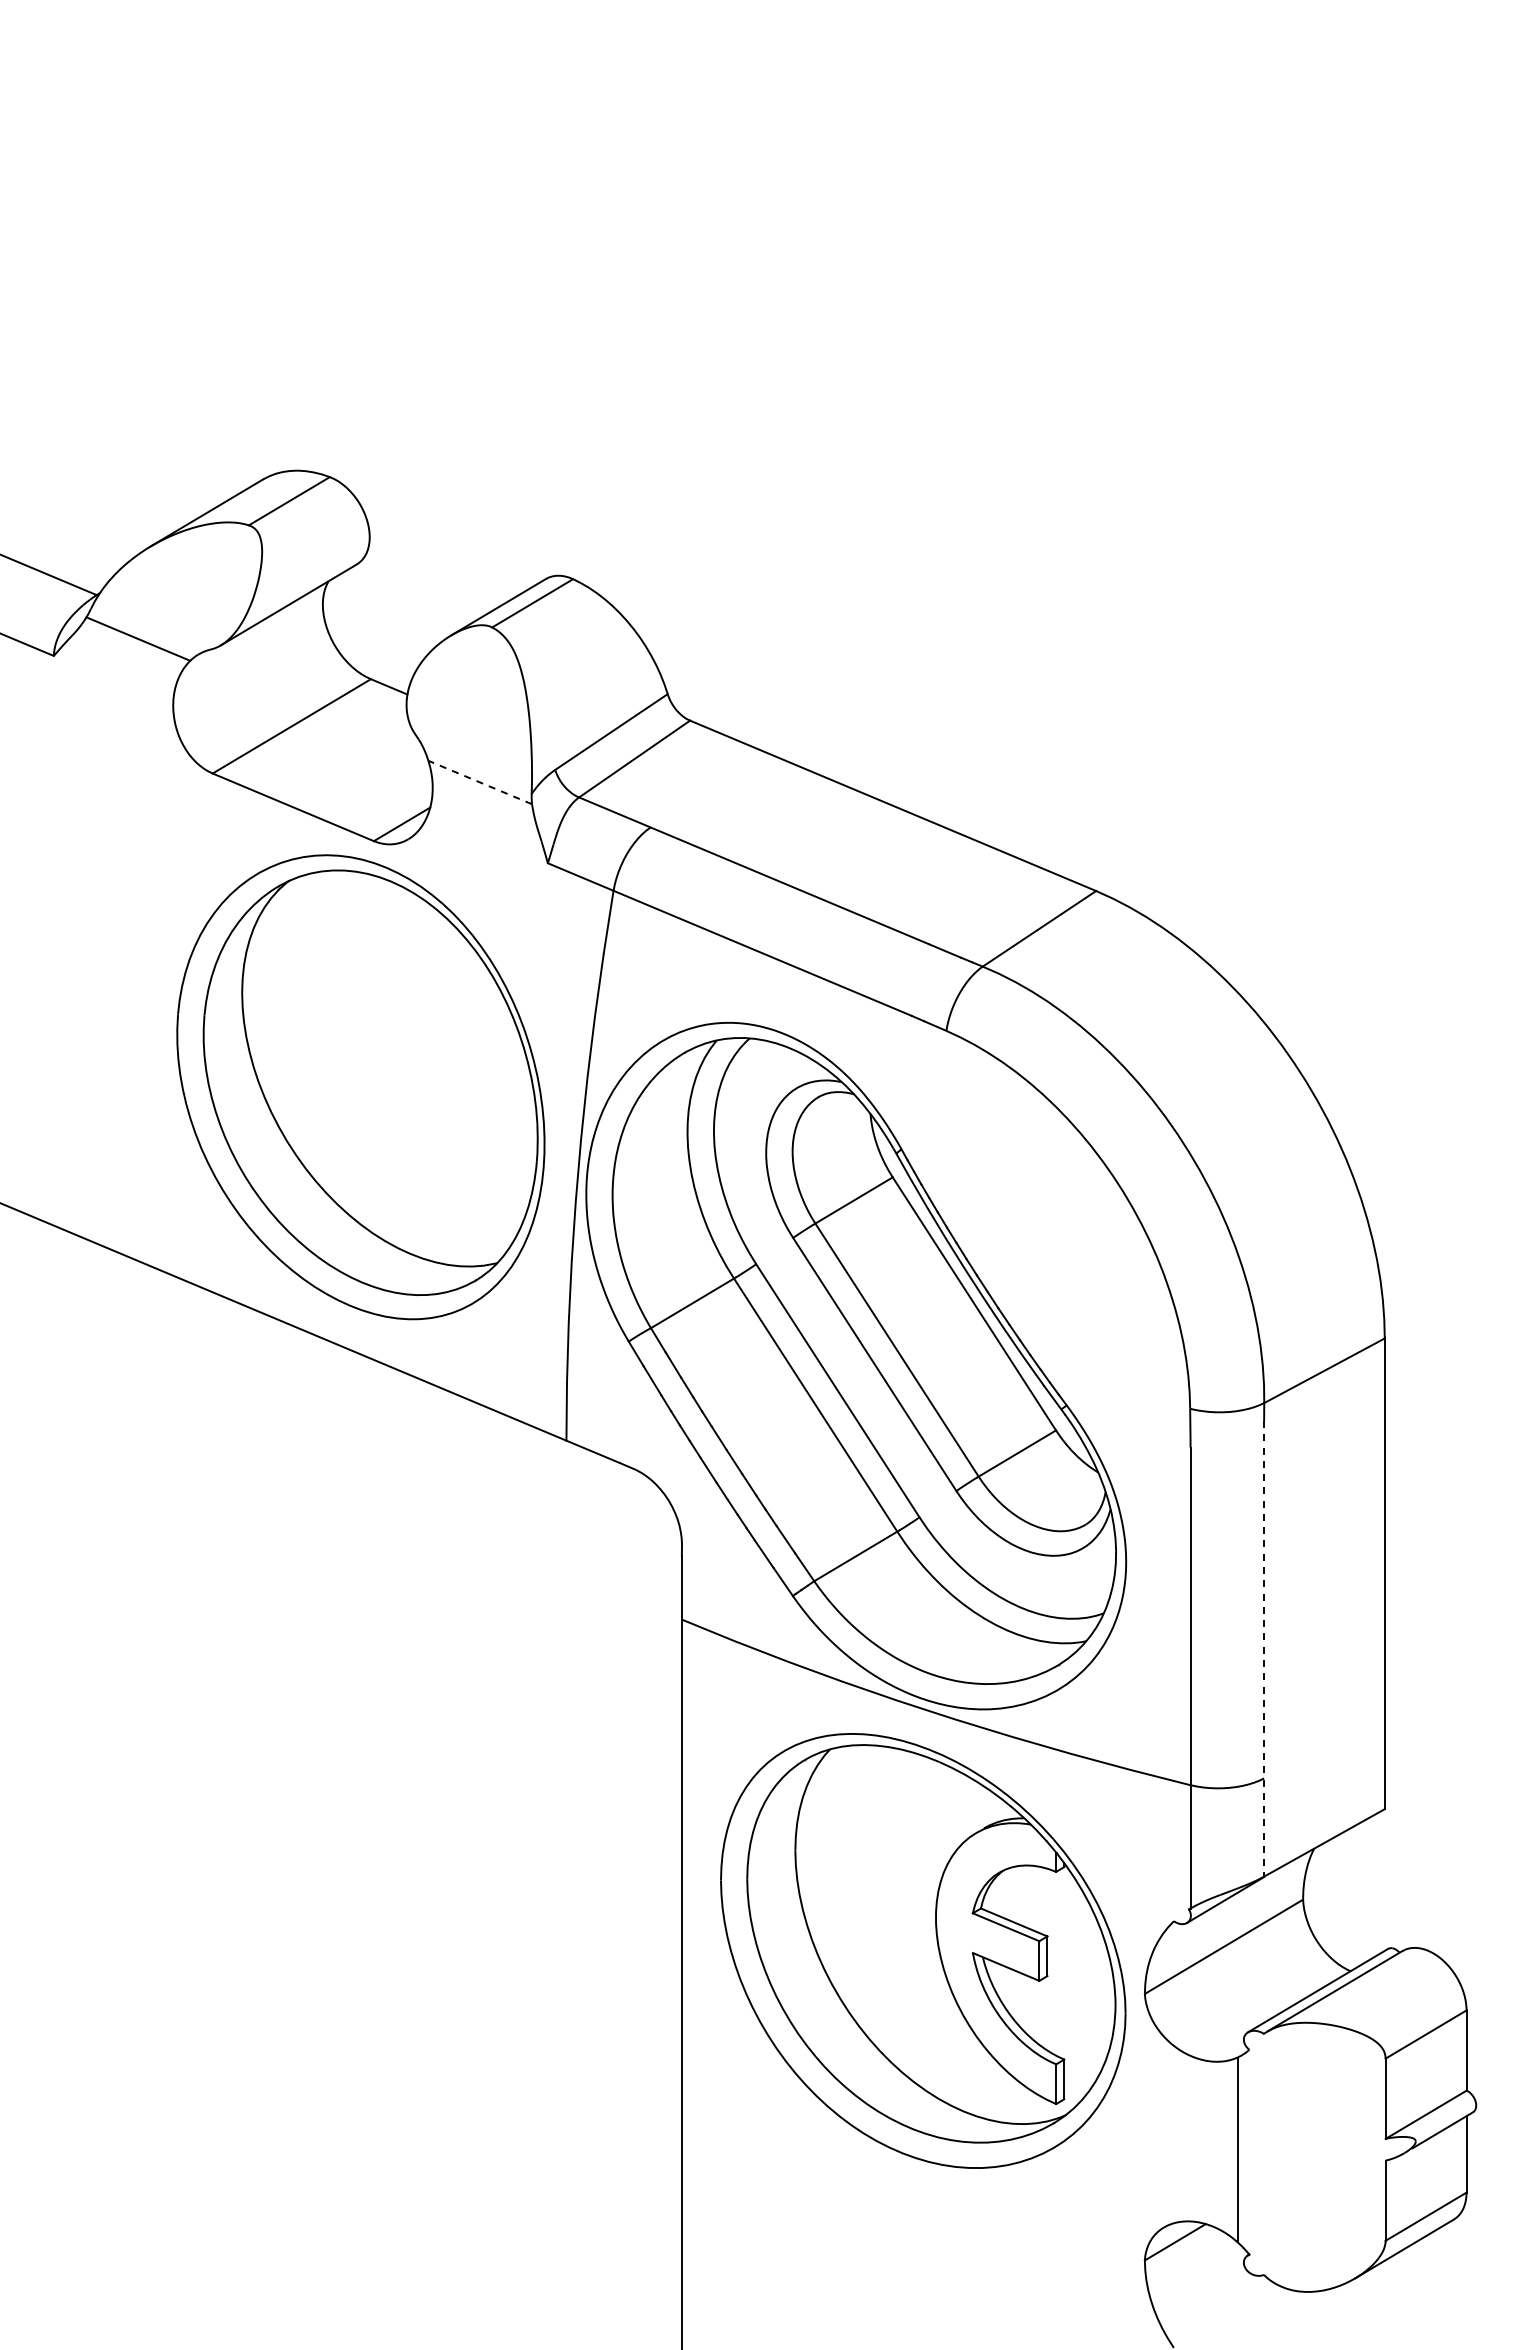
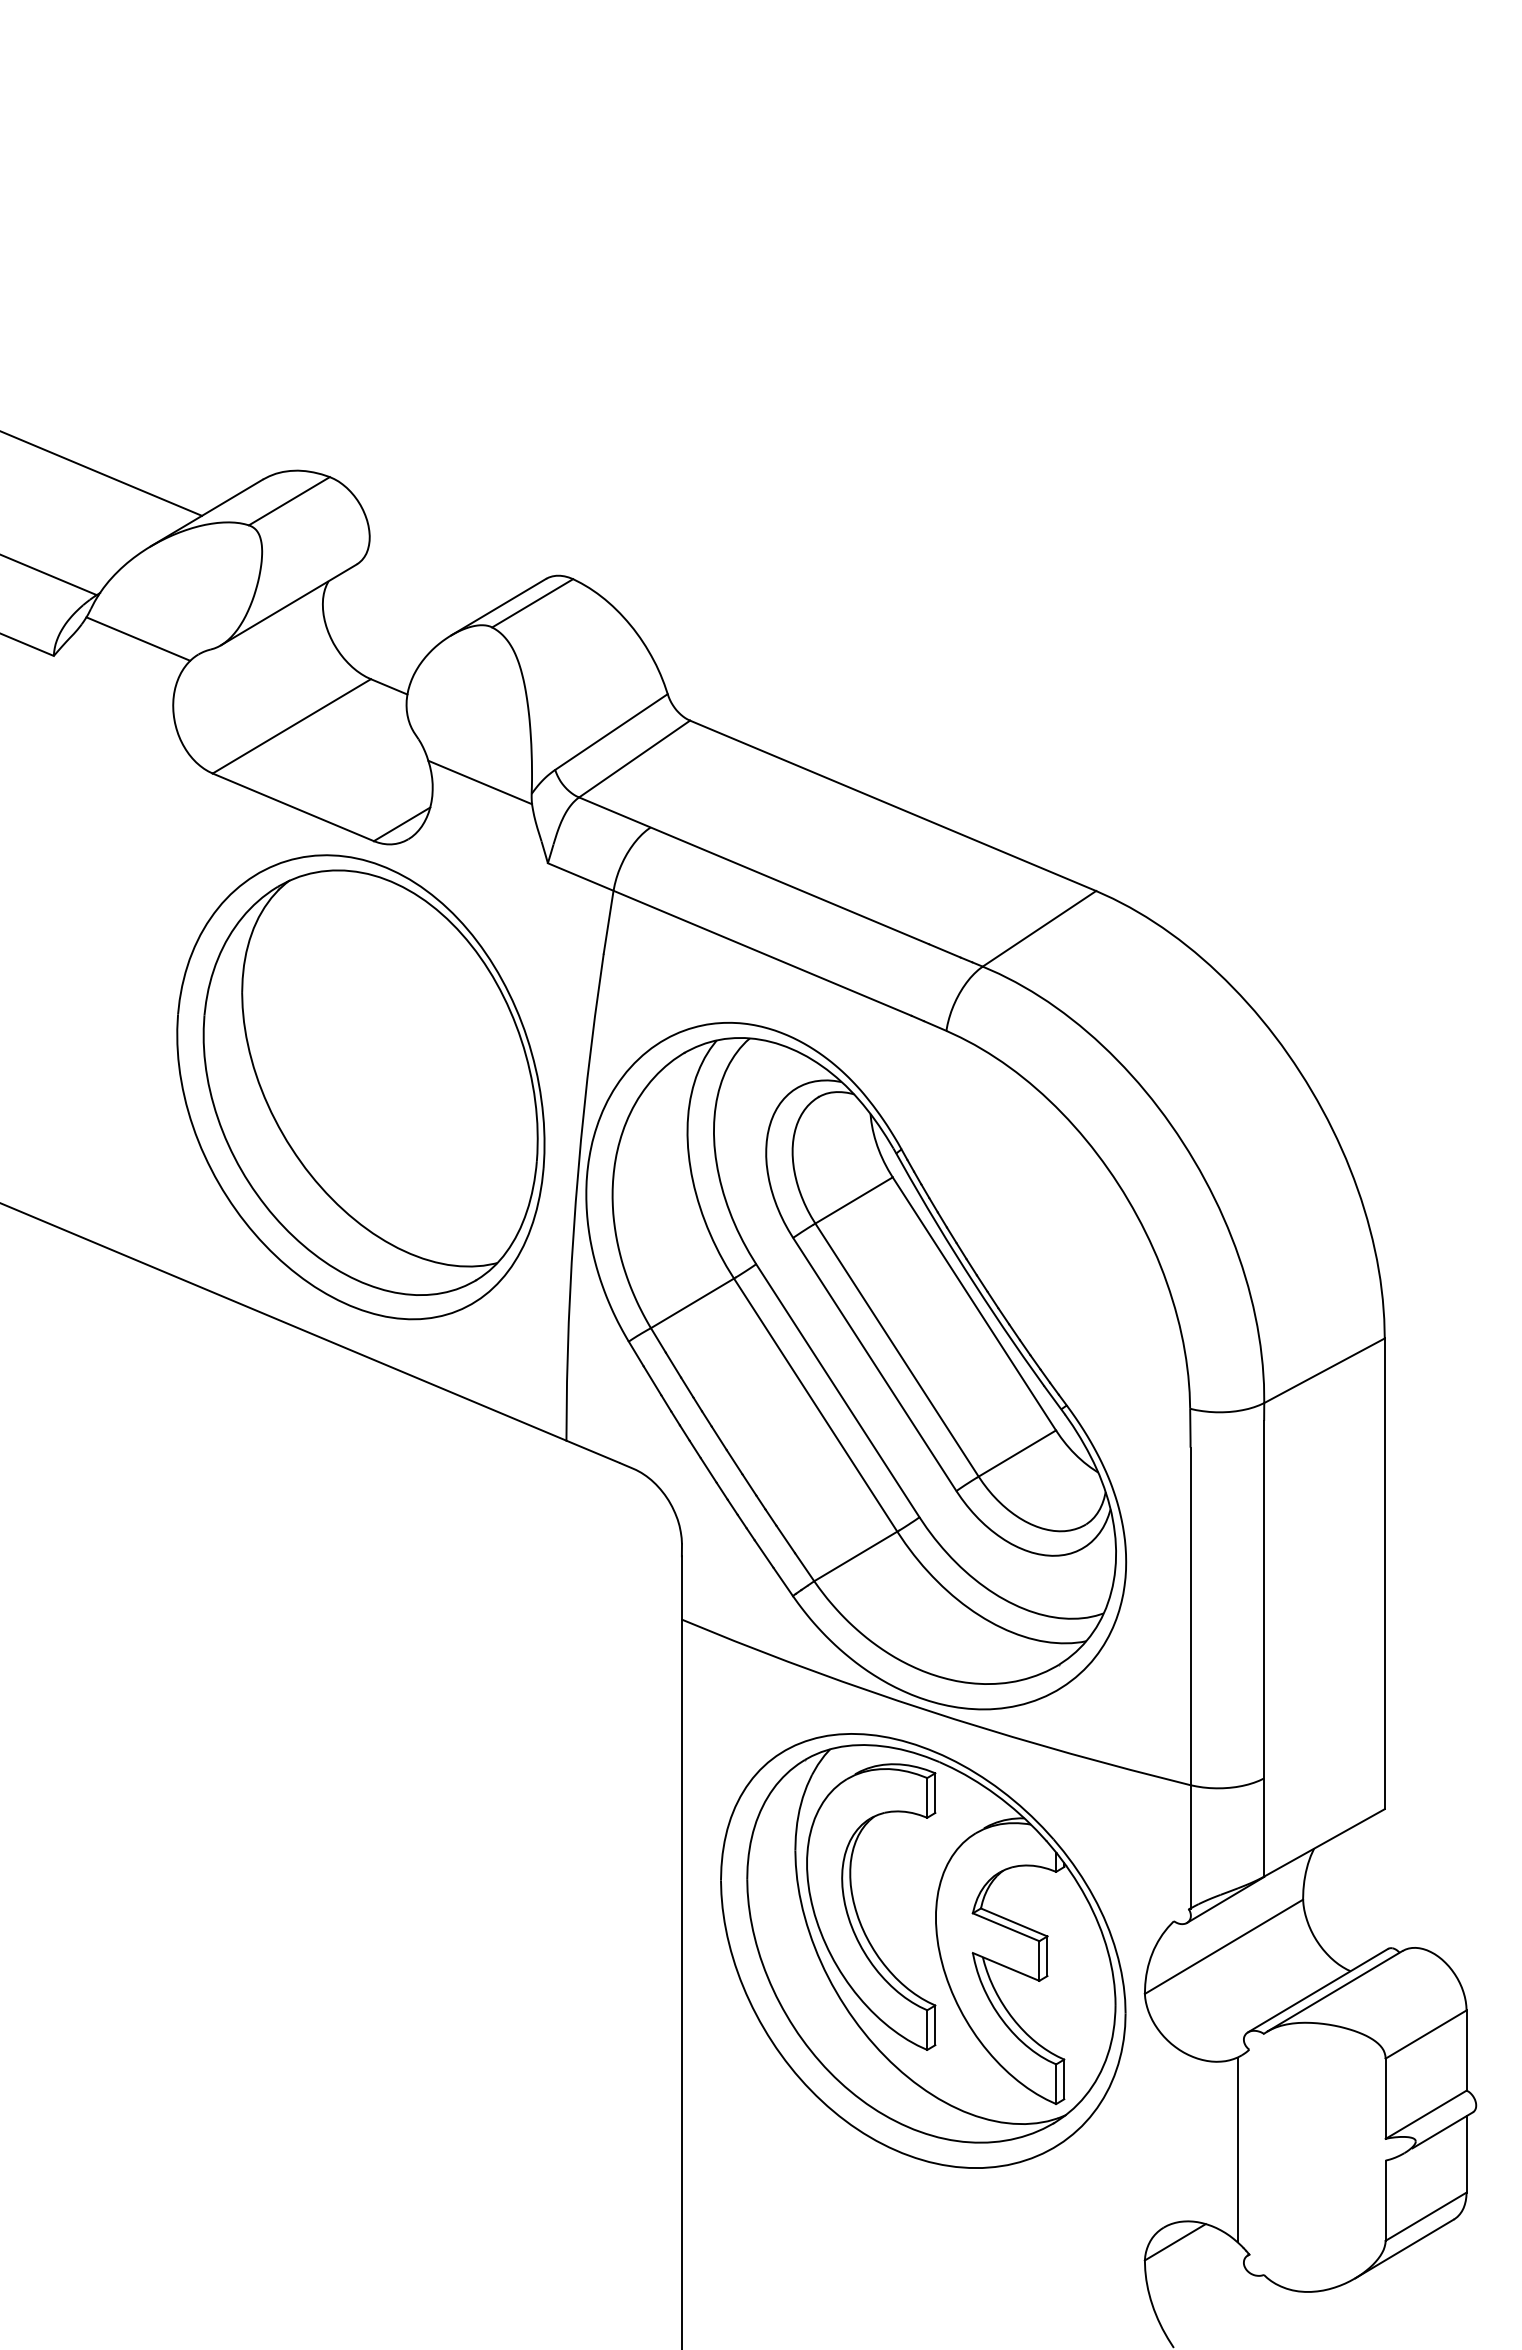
line: none -> present (102, 473)
line: dashed -> solid (479, 782)
line: dashed -> solid (1264, 1648)
part: none -> present (857, 1911)
